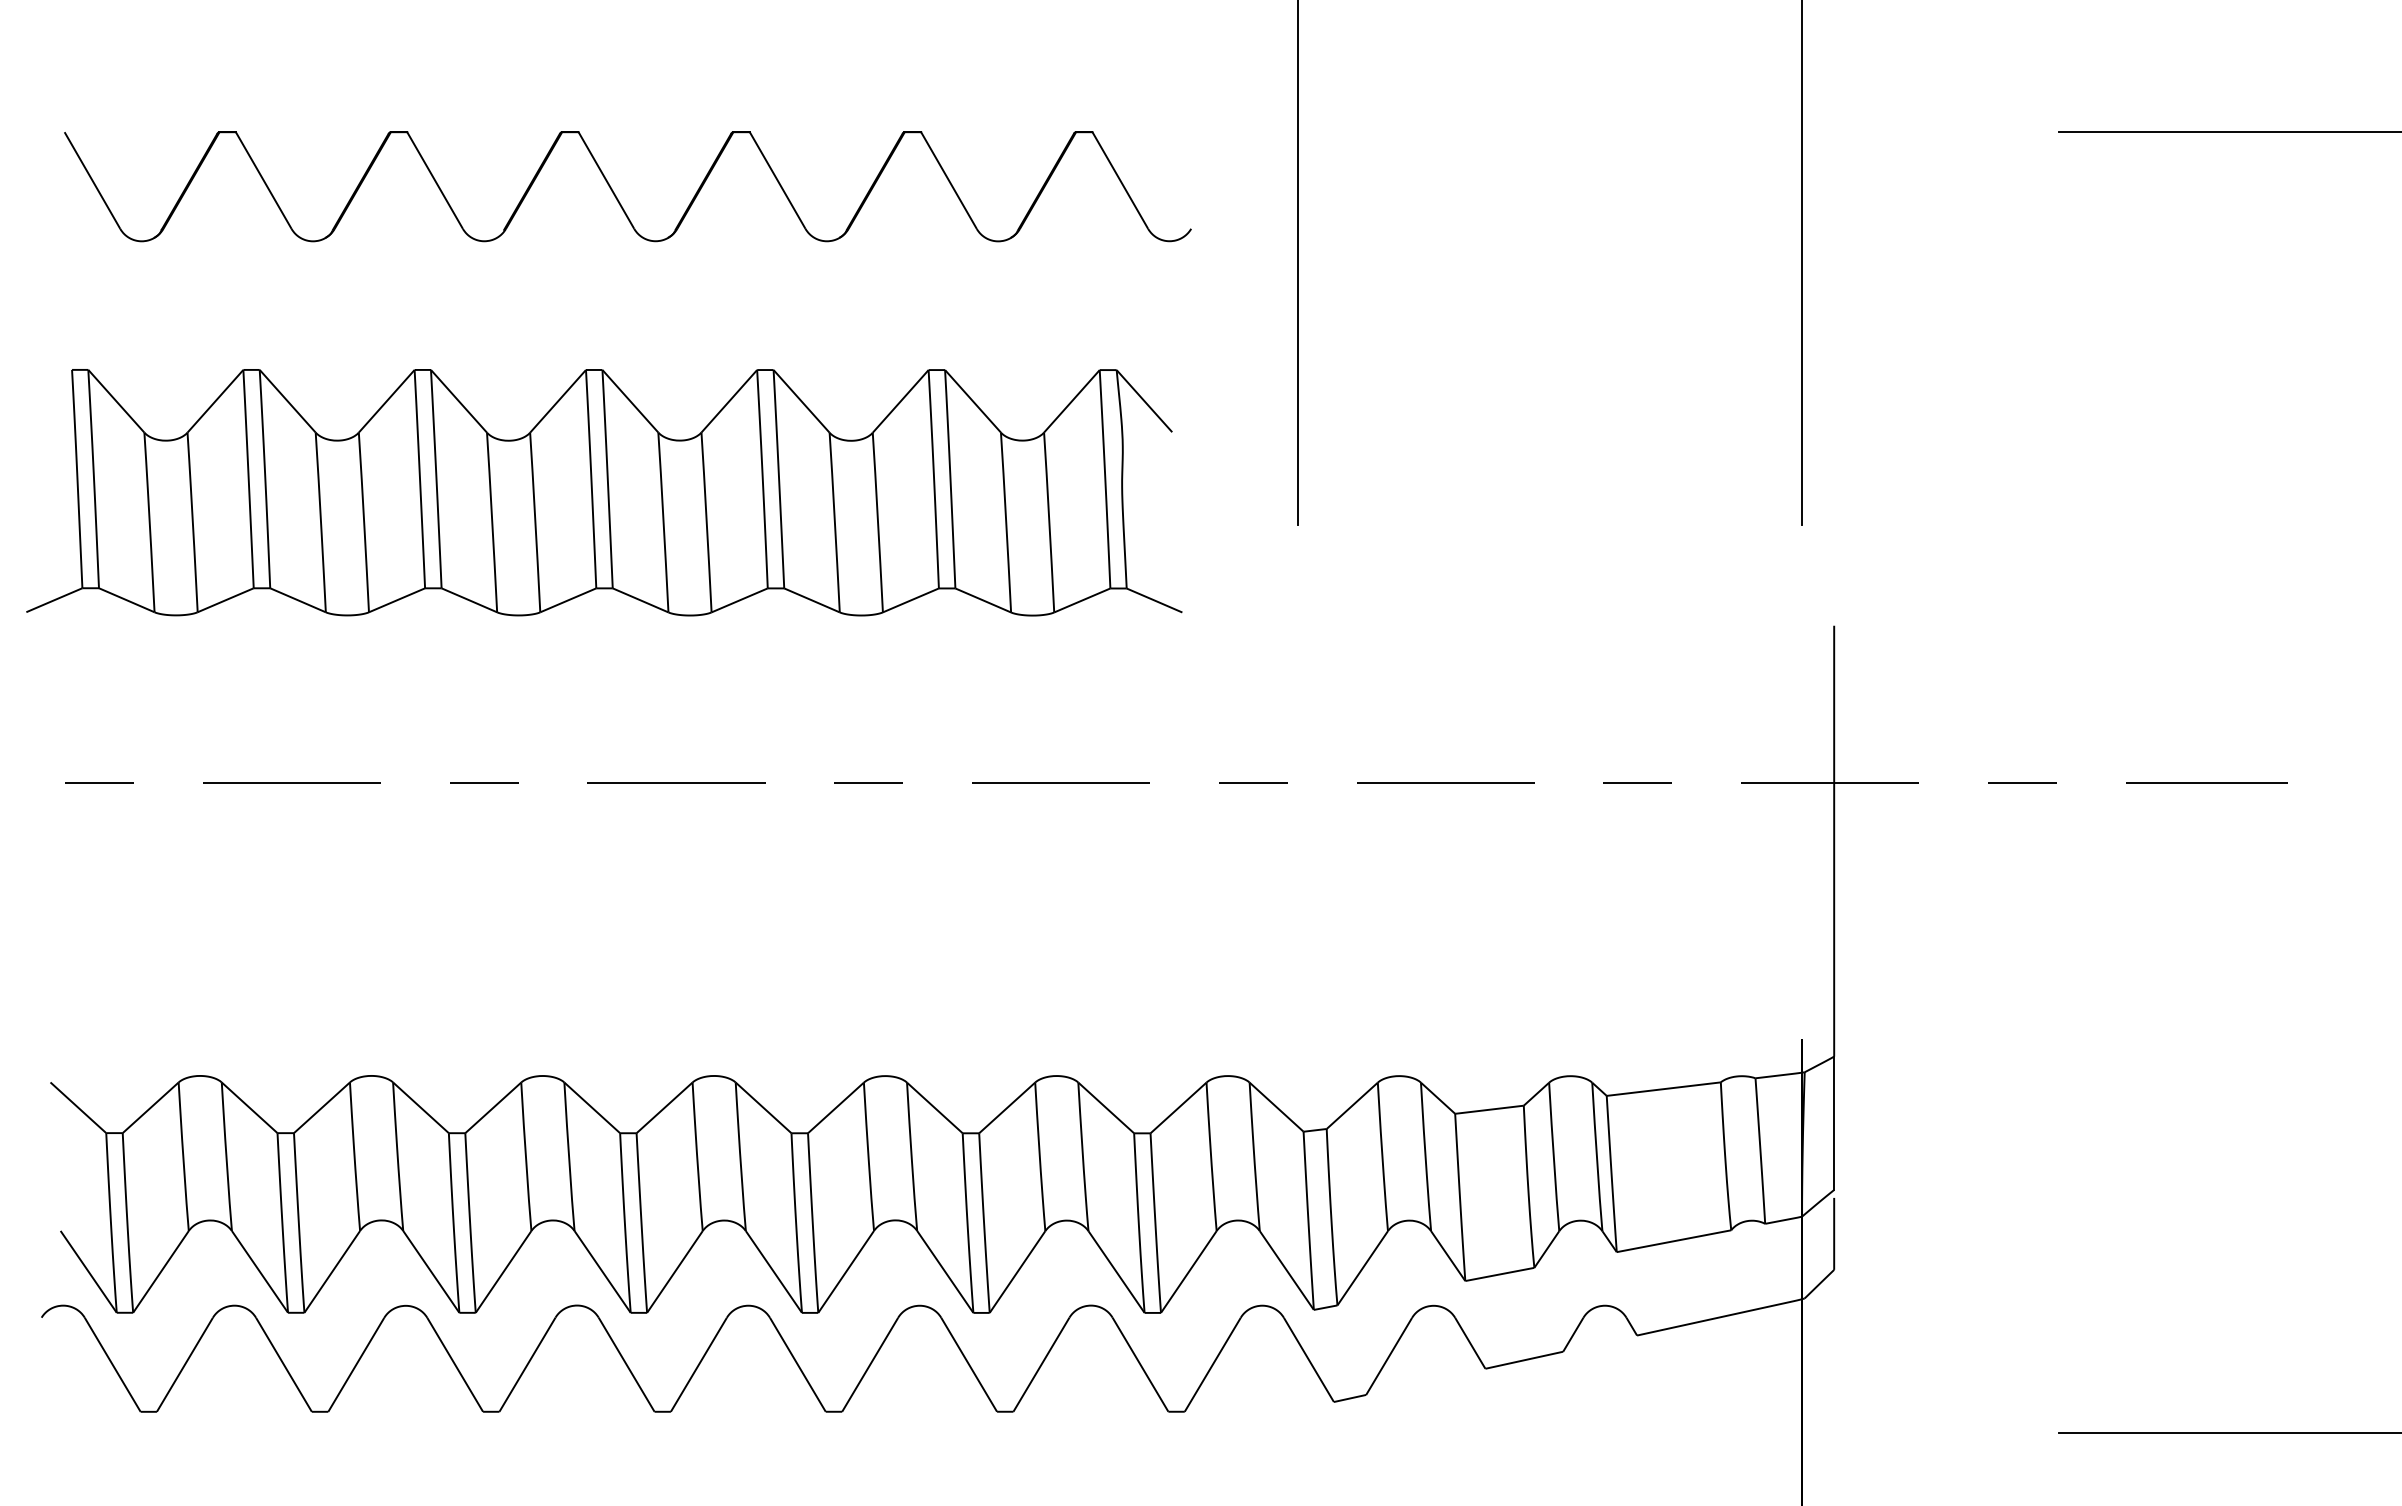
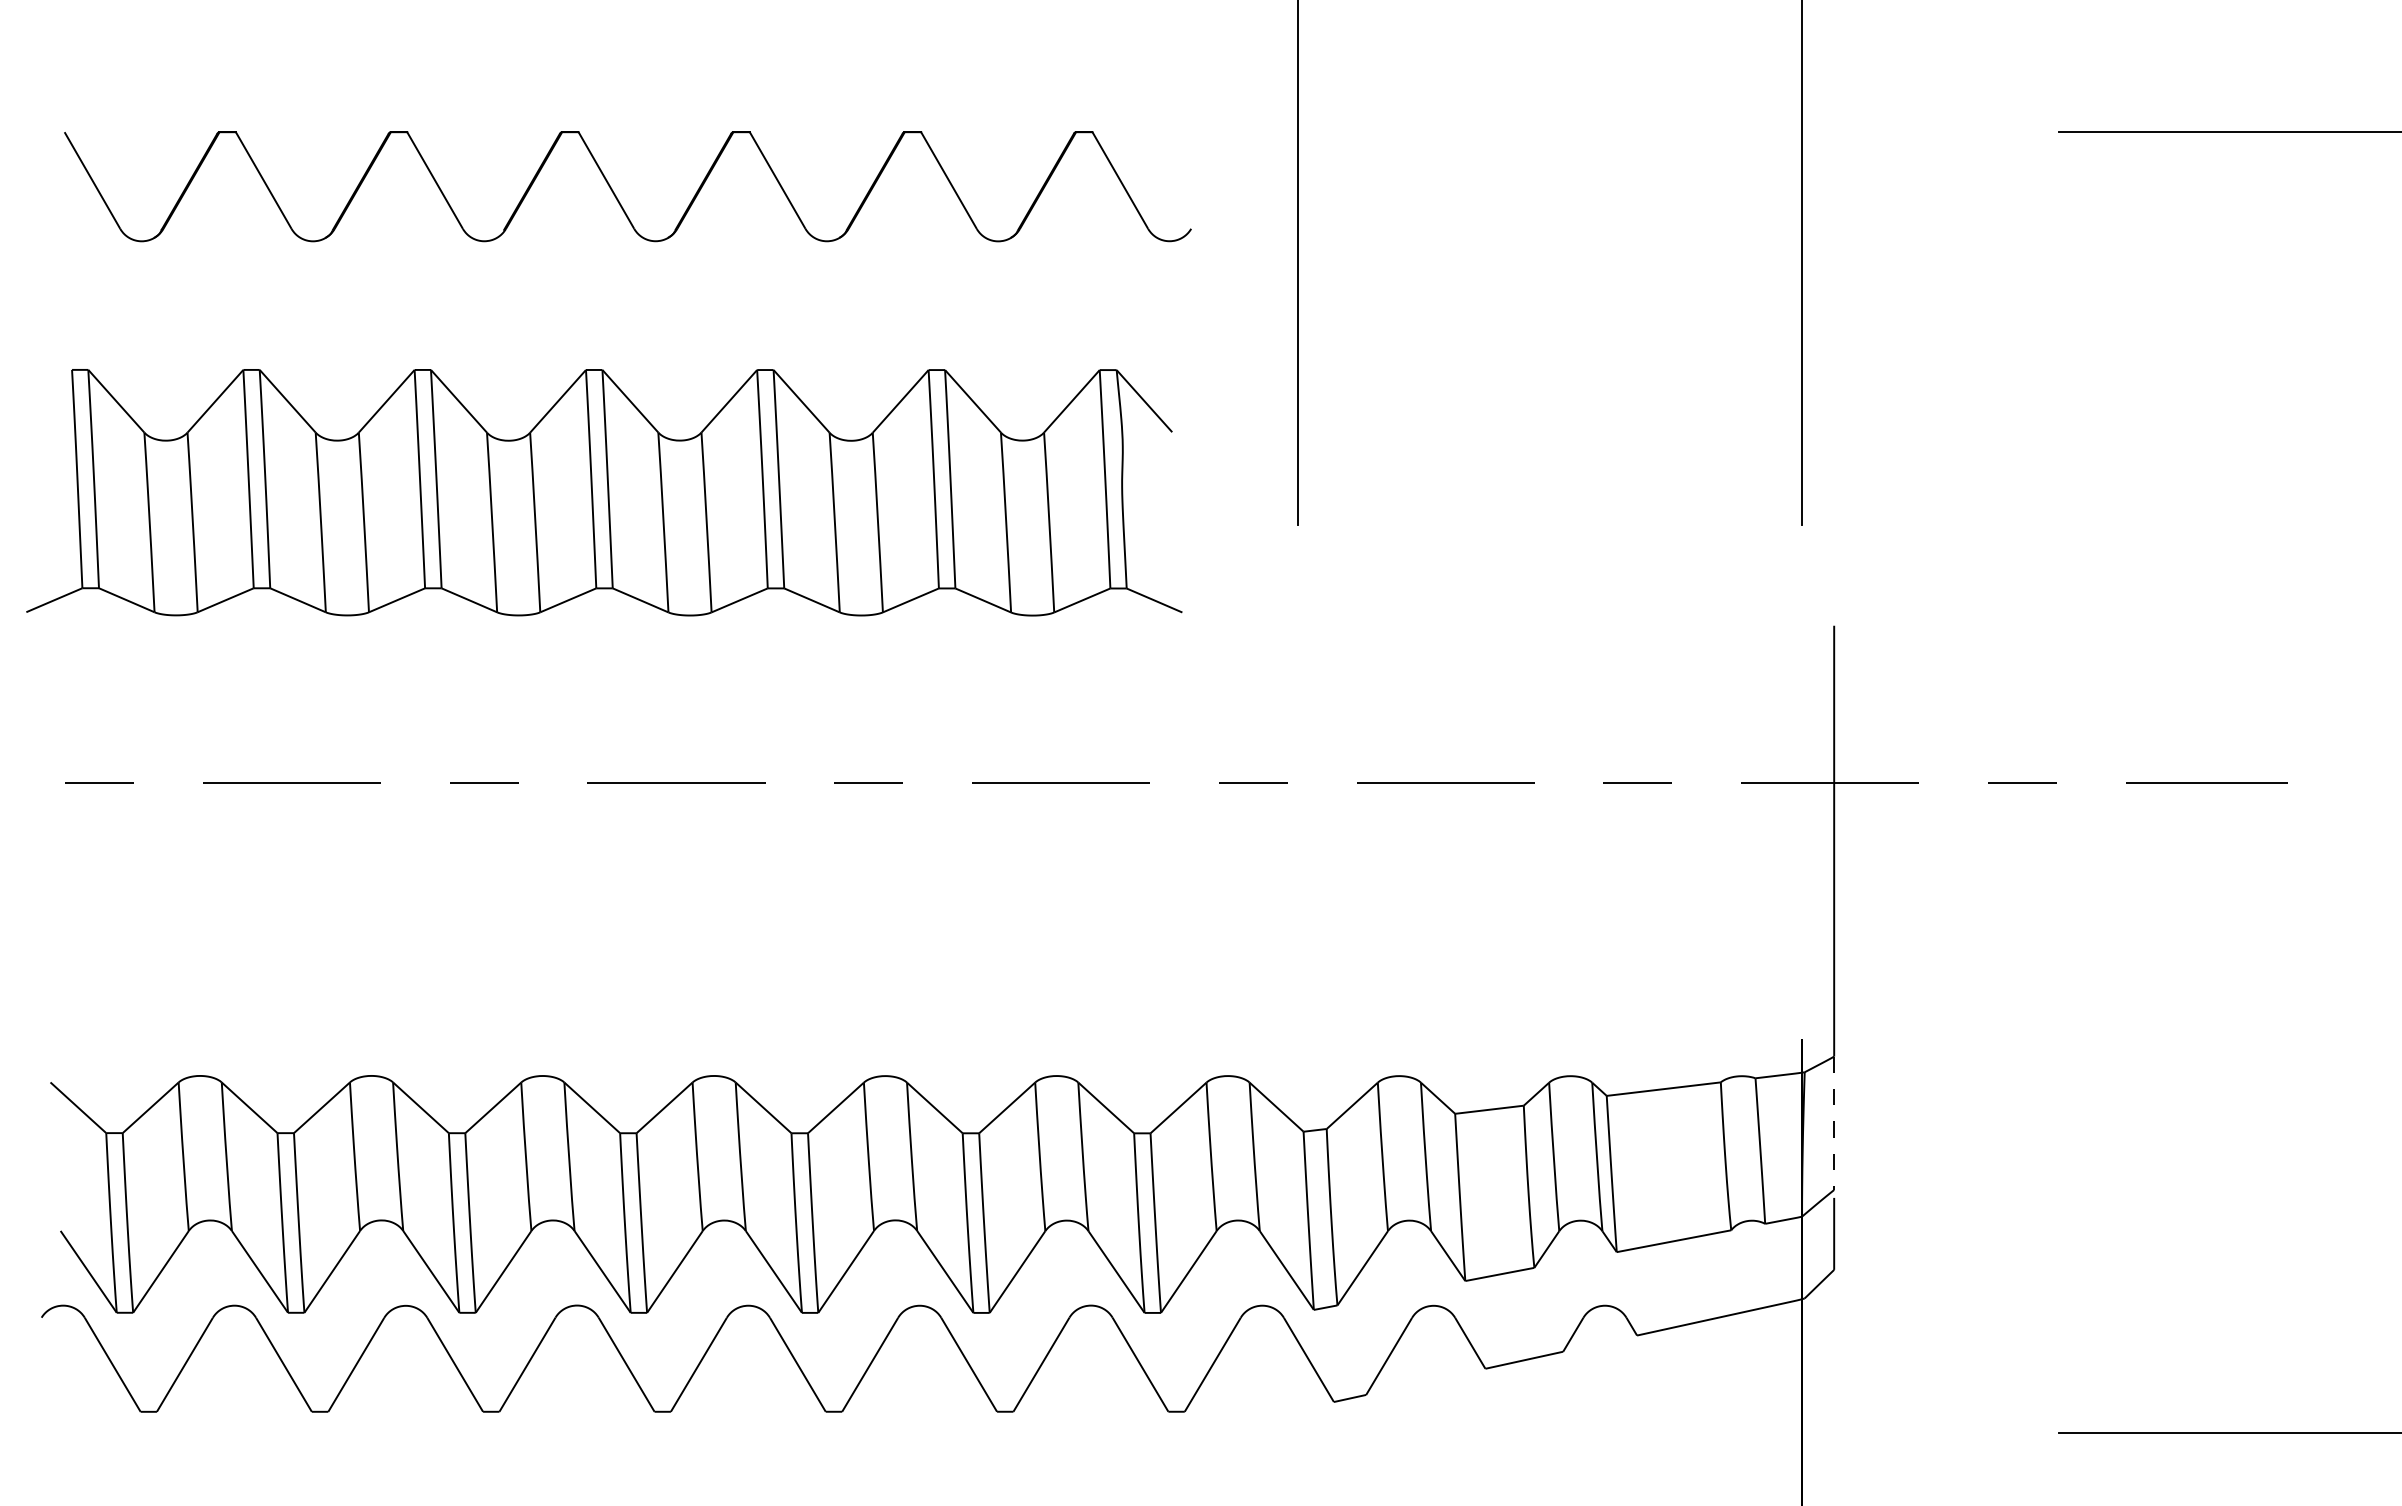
line: solid -> dashed (1834, 1123)
